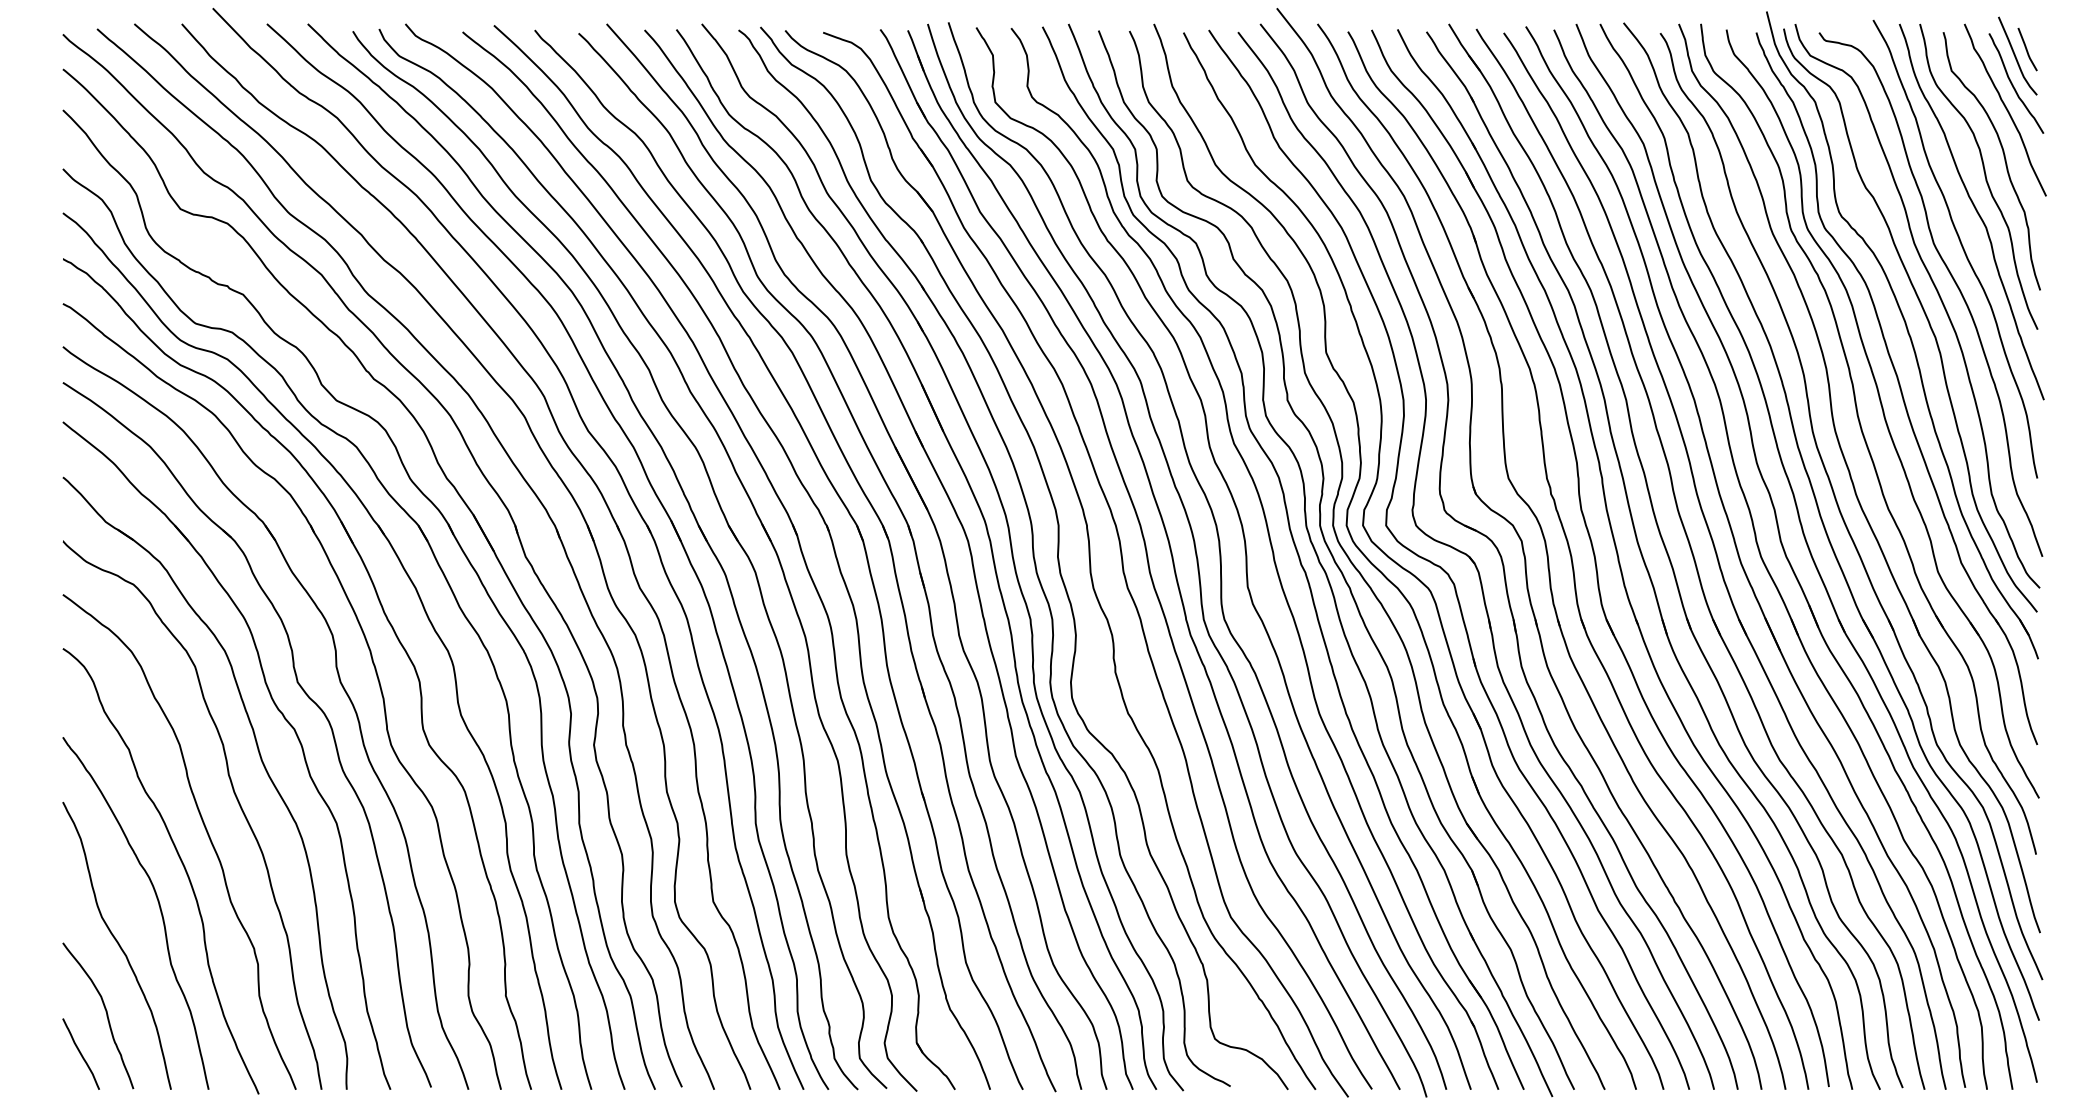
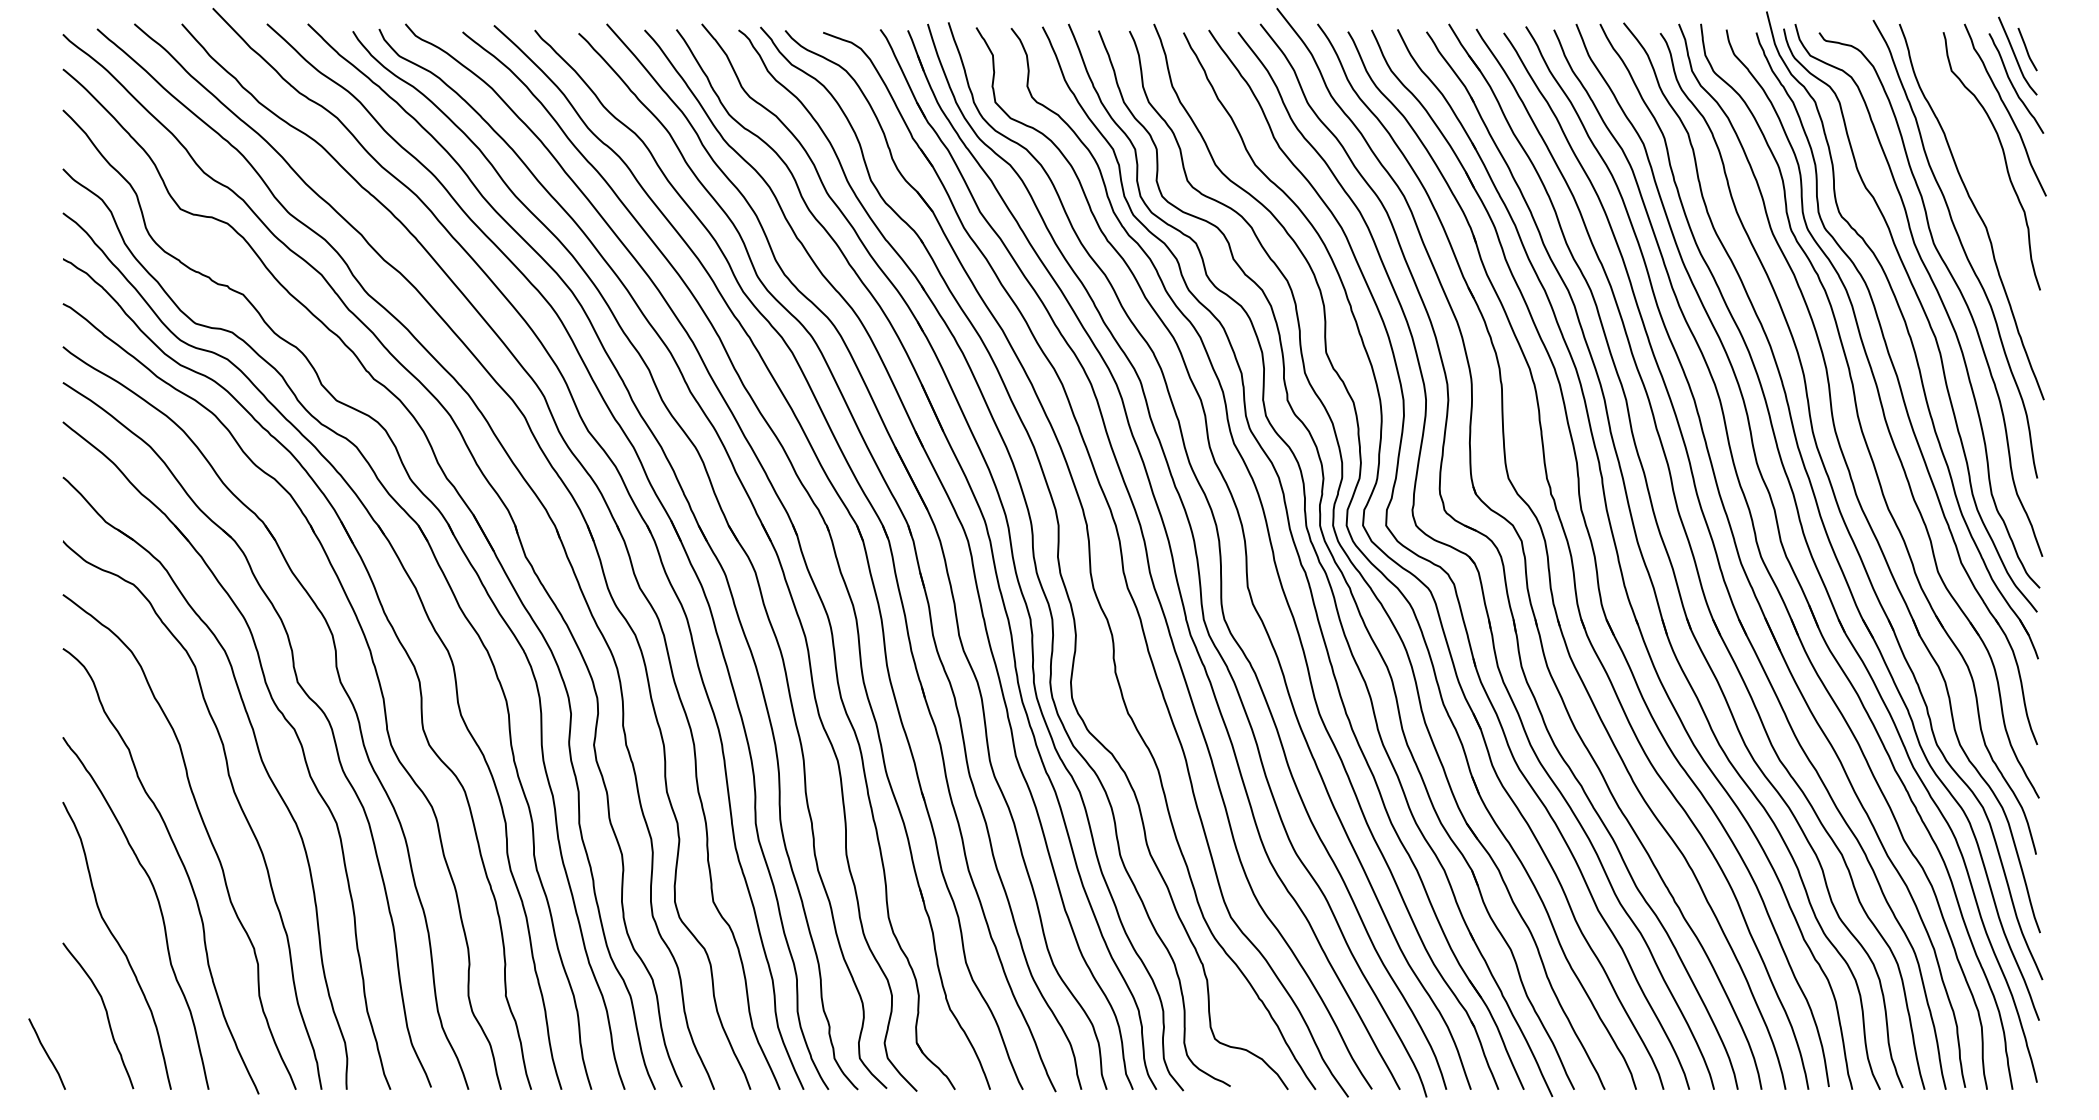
curve: present -> none (1984, 176)
curve position: (80, 1053) -> (46, 1053) (46, 1053)
